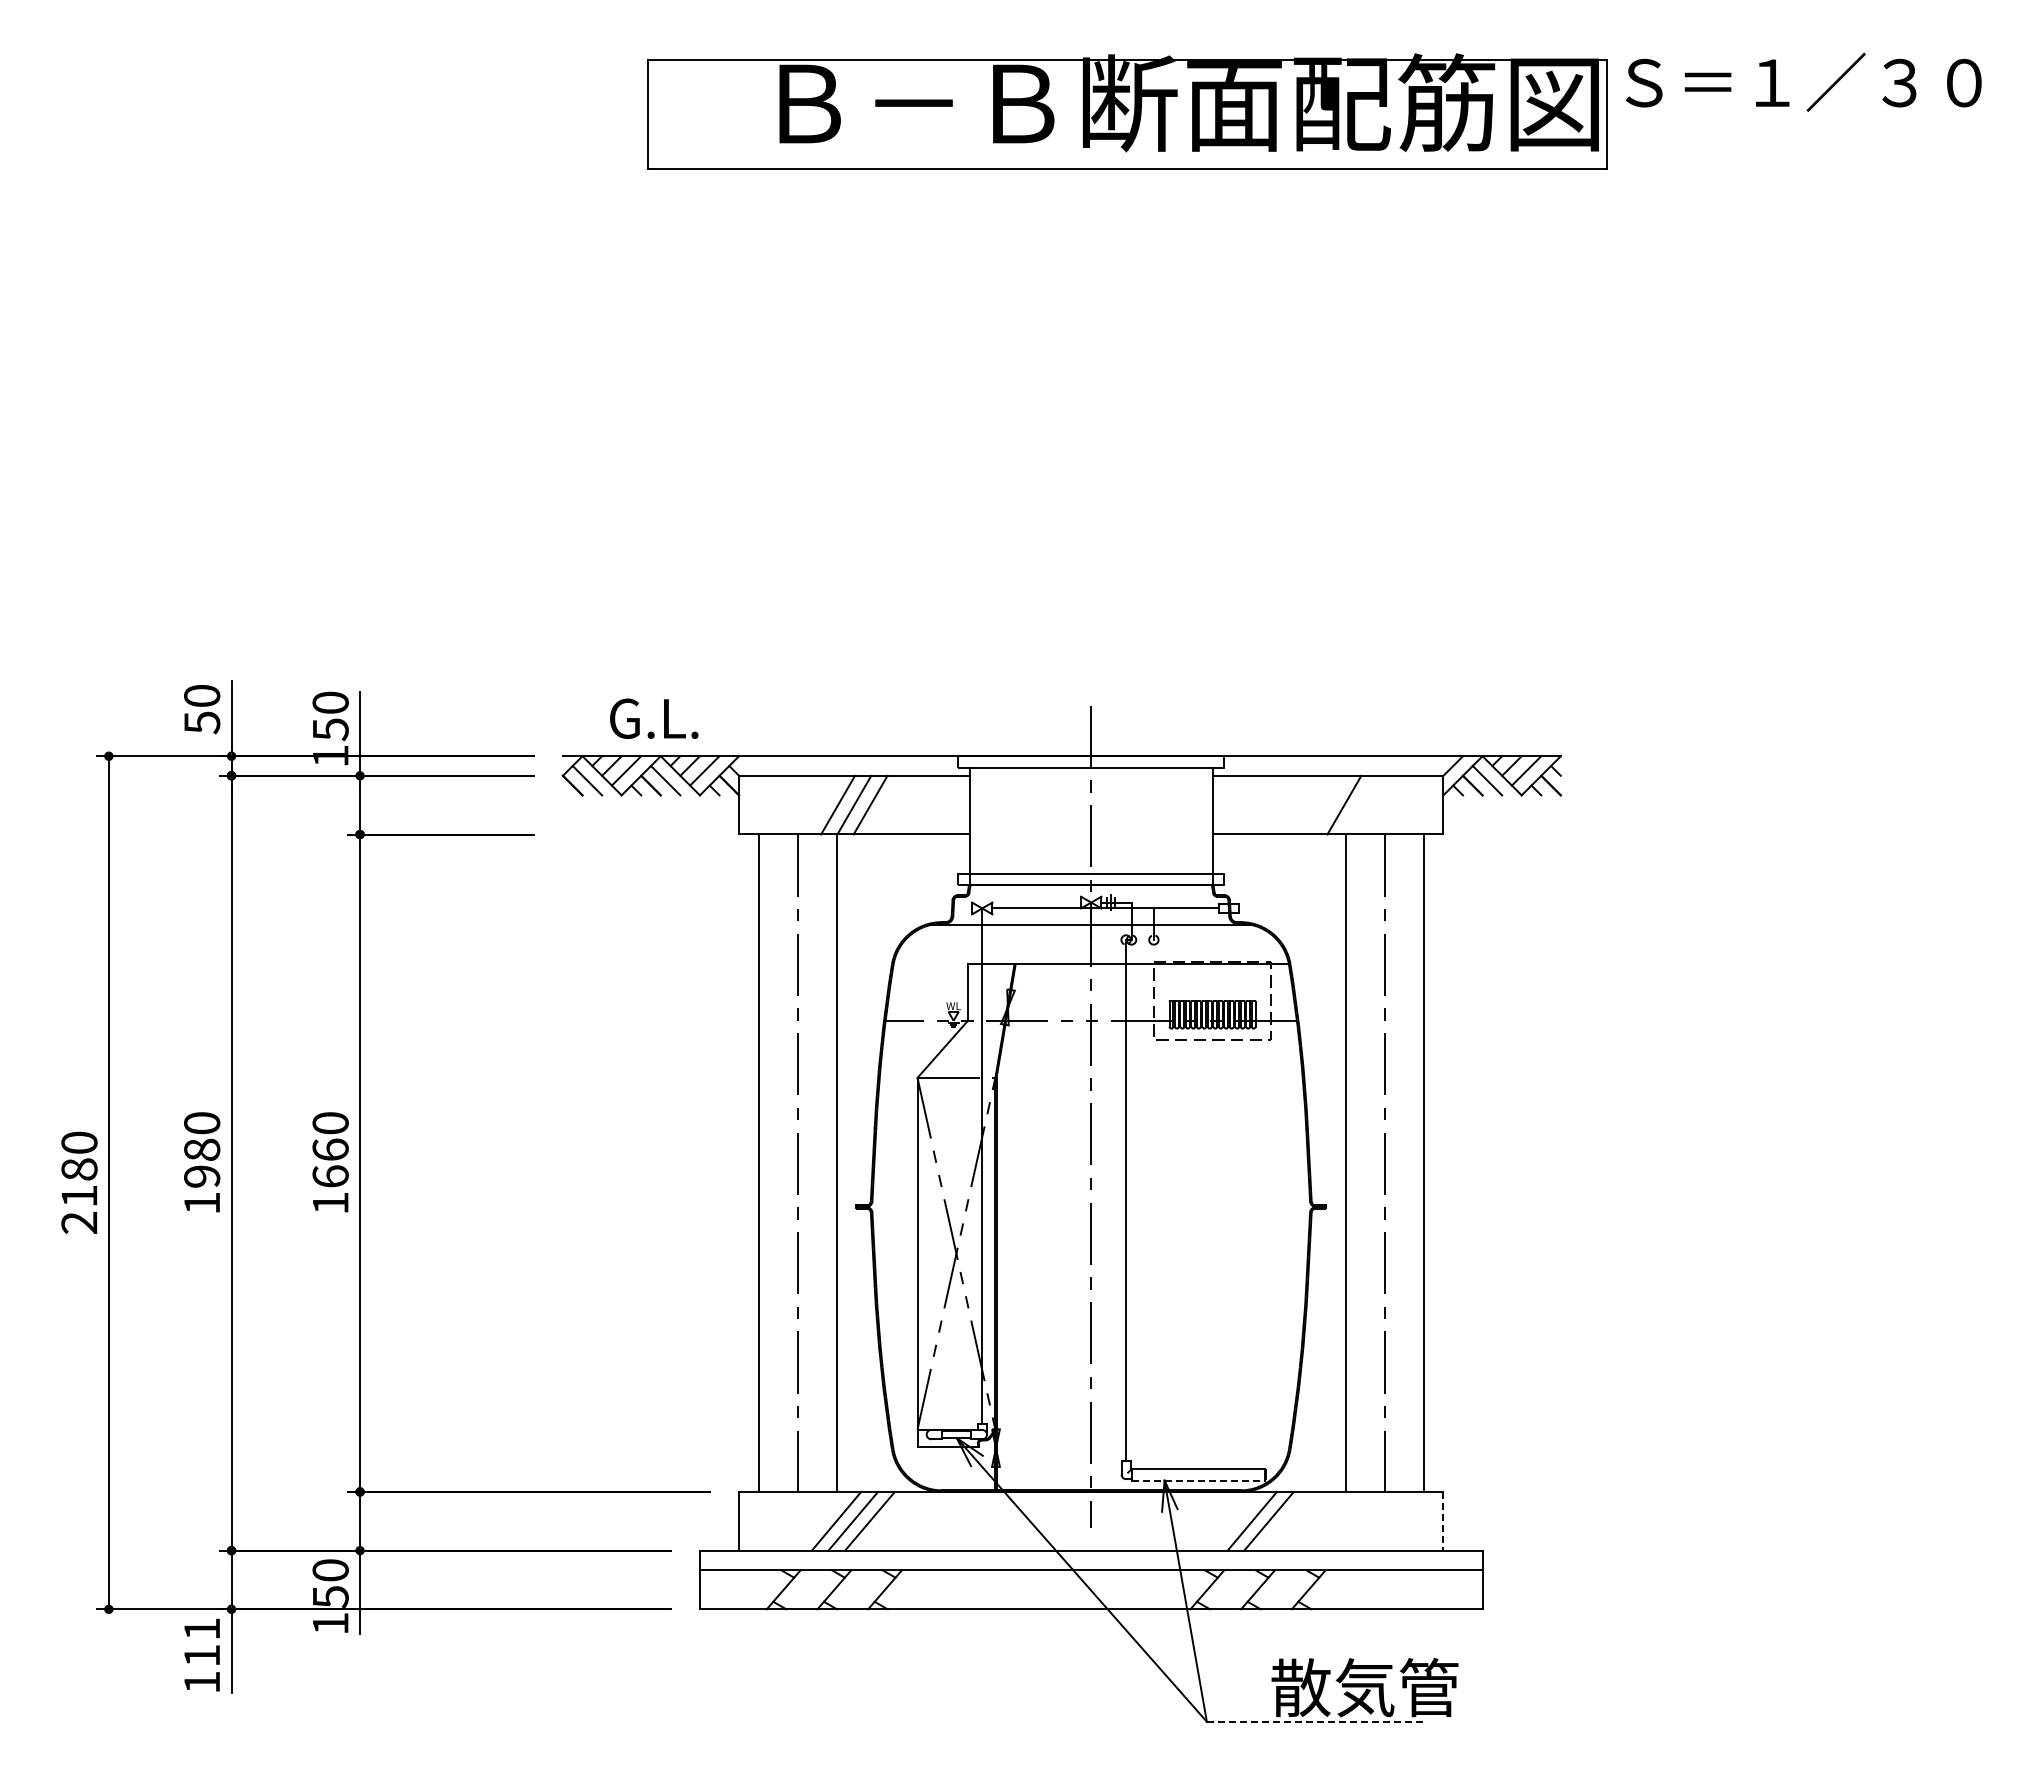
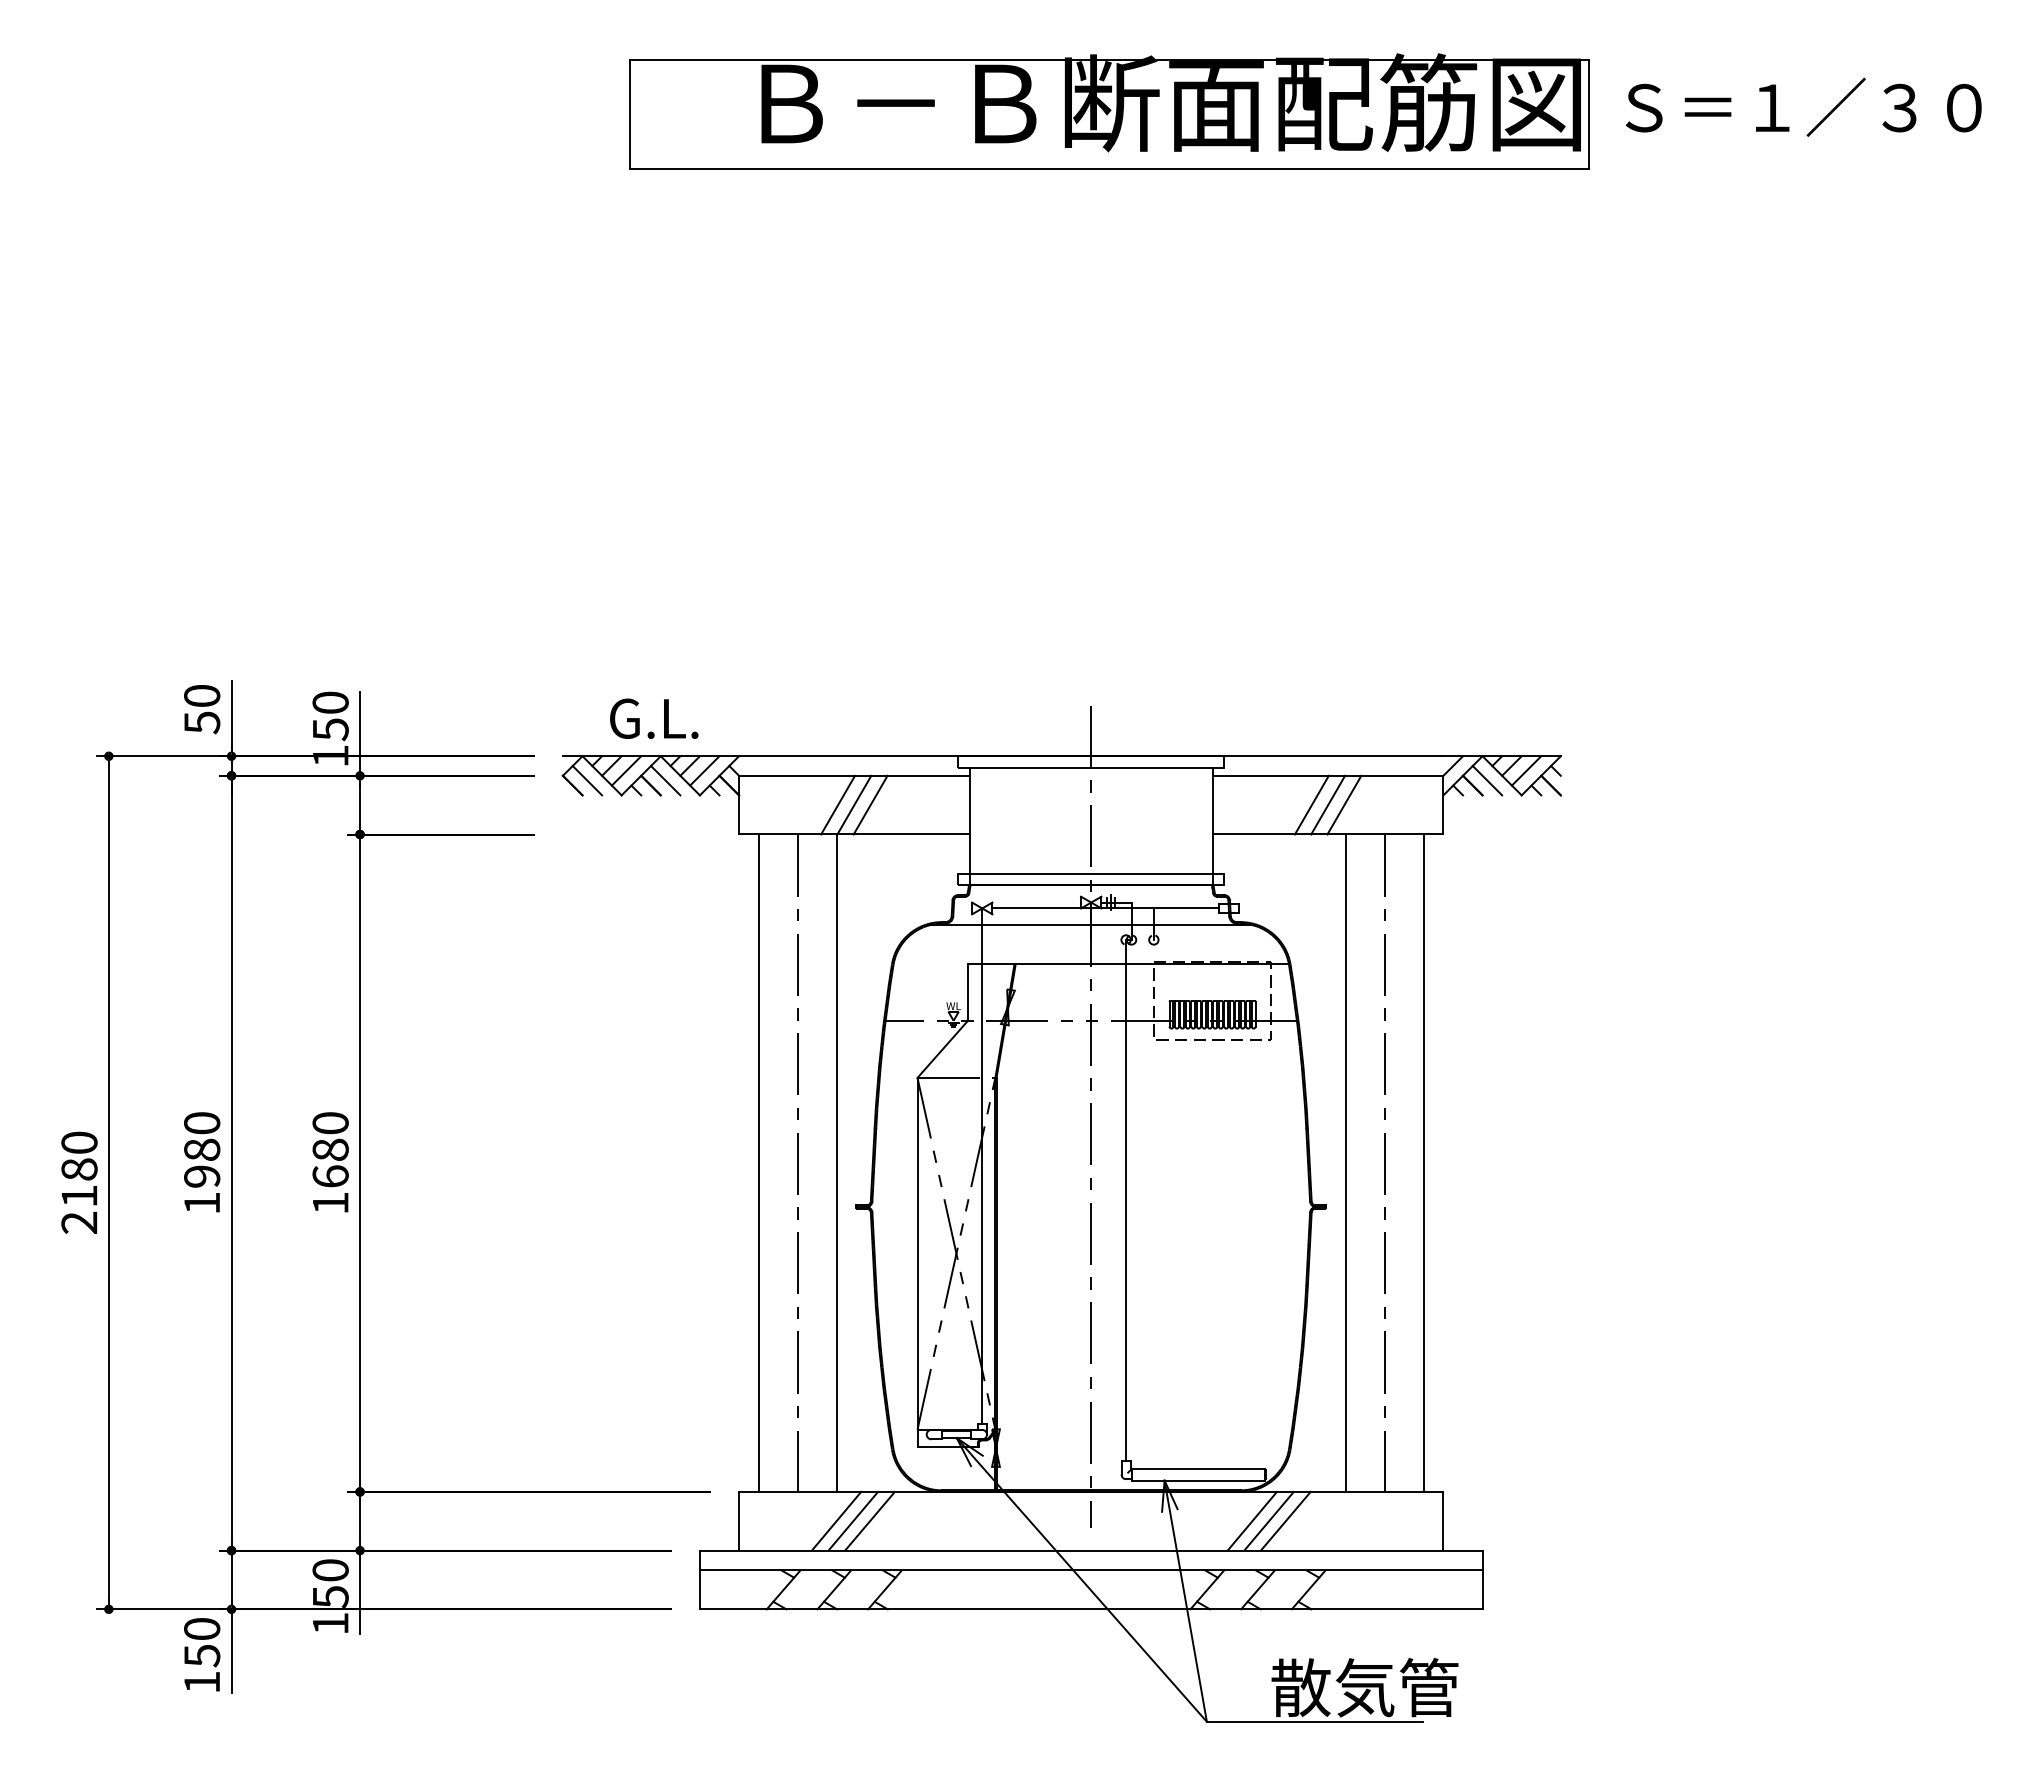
text position: (1803, 81) -> (1803, 106) (1803, 106)
part position: (1127, 111) -> (1109, 111) (1109, 111)
line: none -> present (1311, 804)
line: none -> present (1328, 804)
text: 1660 -> 1680 (330, 1149)
line: dashed -> solid (1198, 1480)
line: none -> present (1285, 1520)
line: dashed -> solid (1443, 1521)
text: 111 -> 150 (202, 1642)
line: dashed -> solid (1315, 1721)
